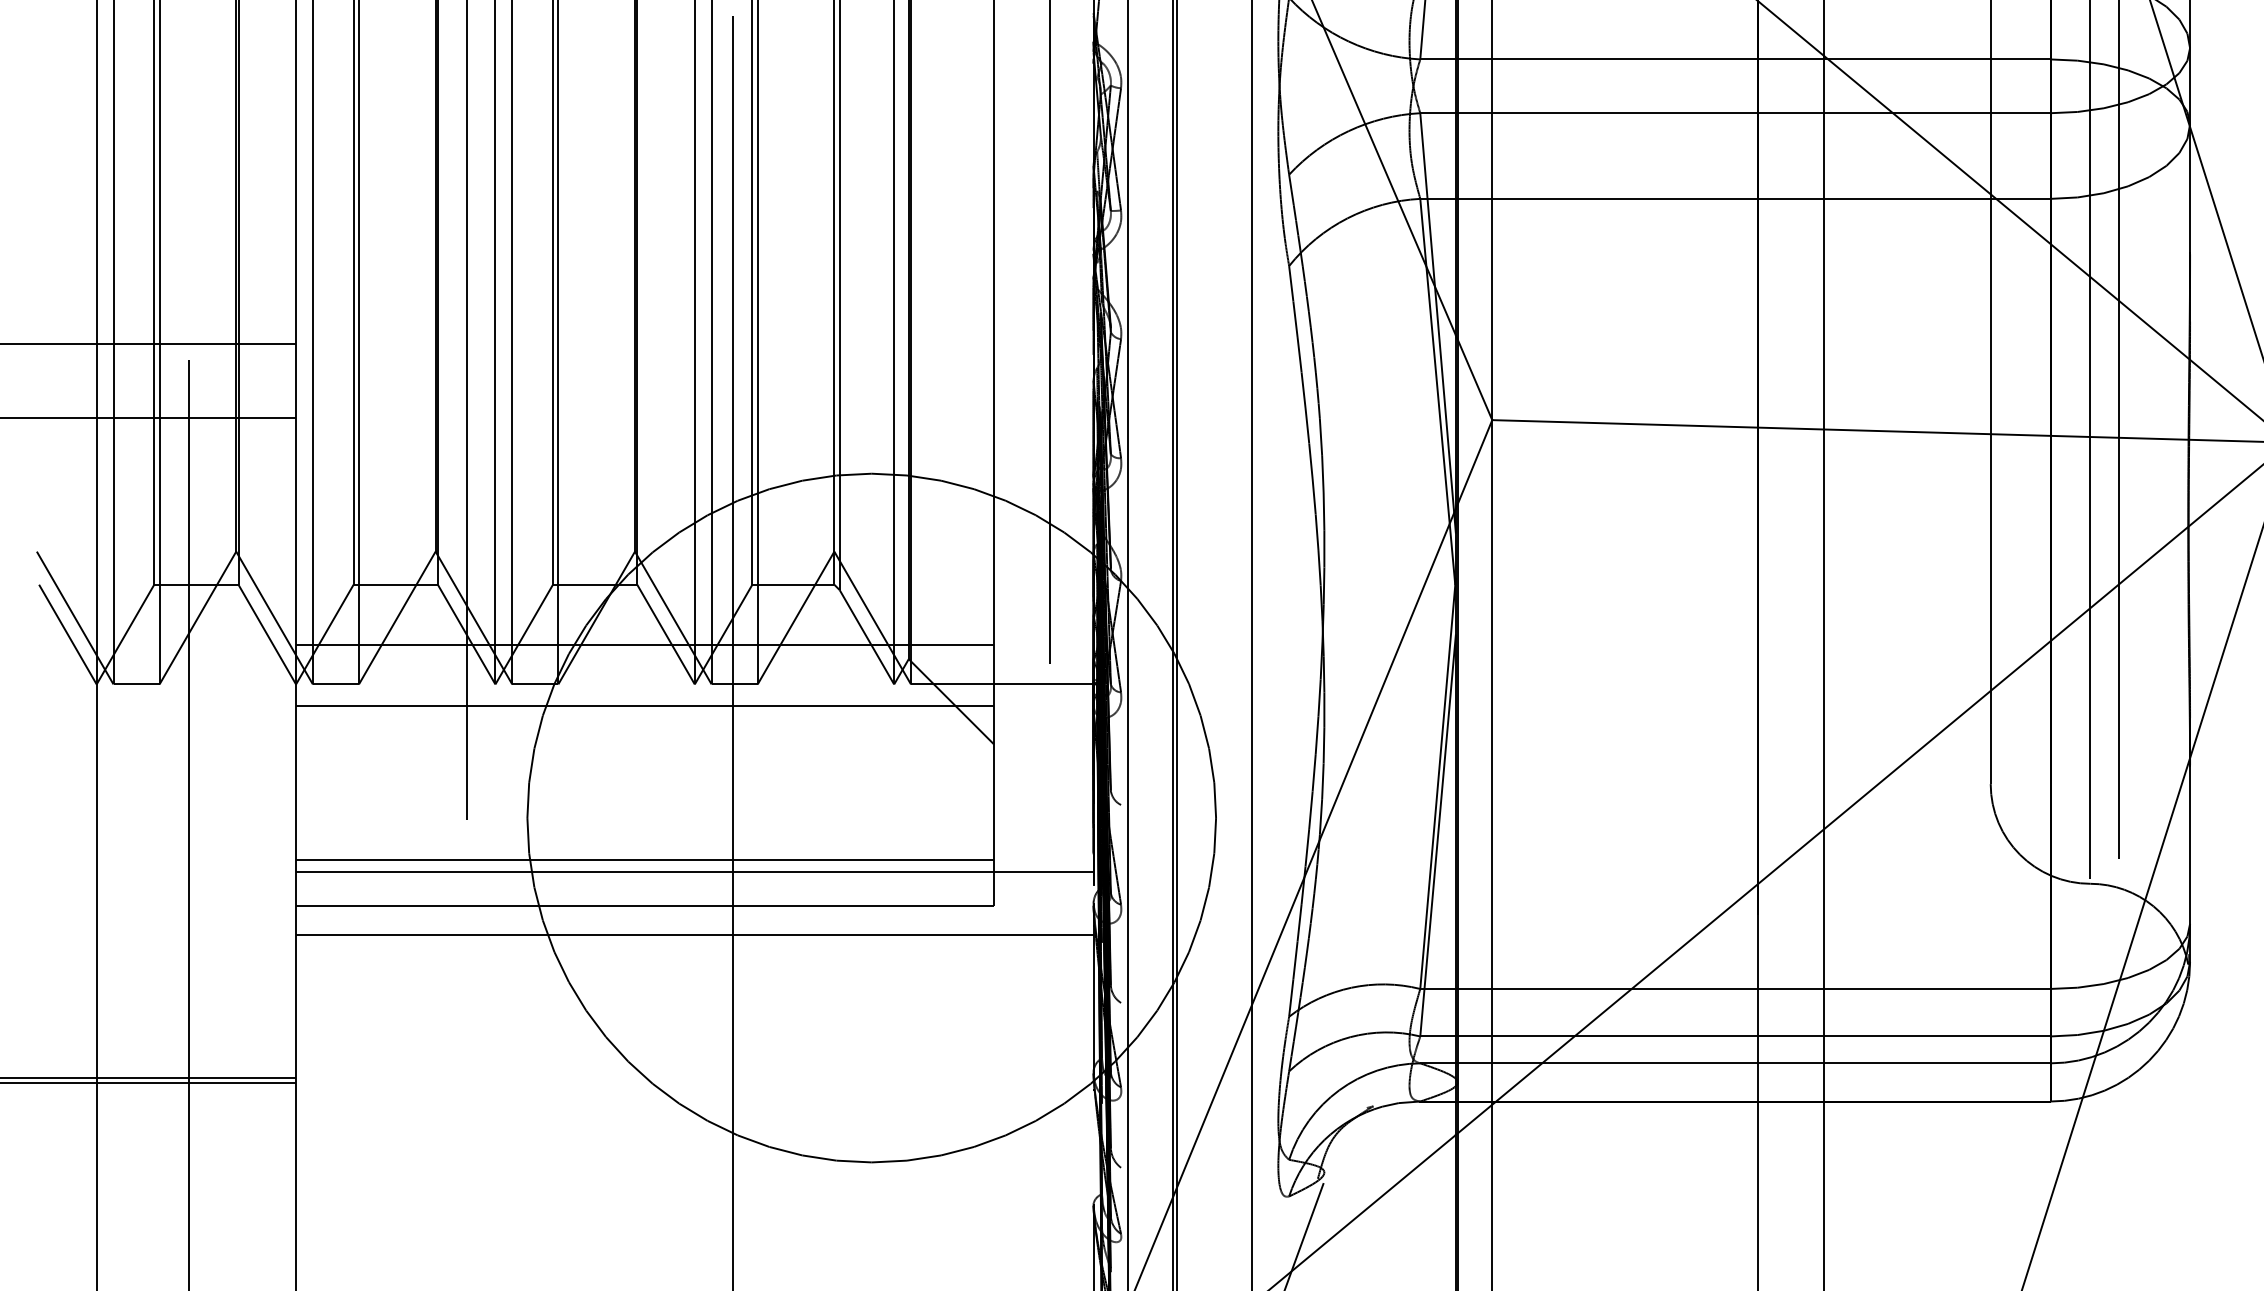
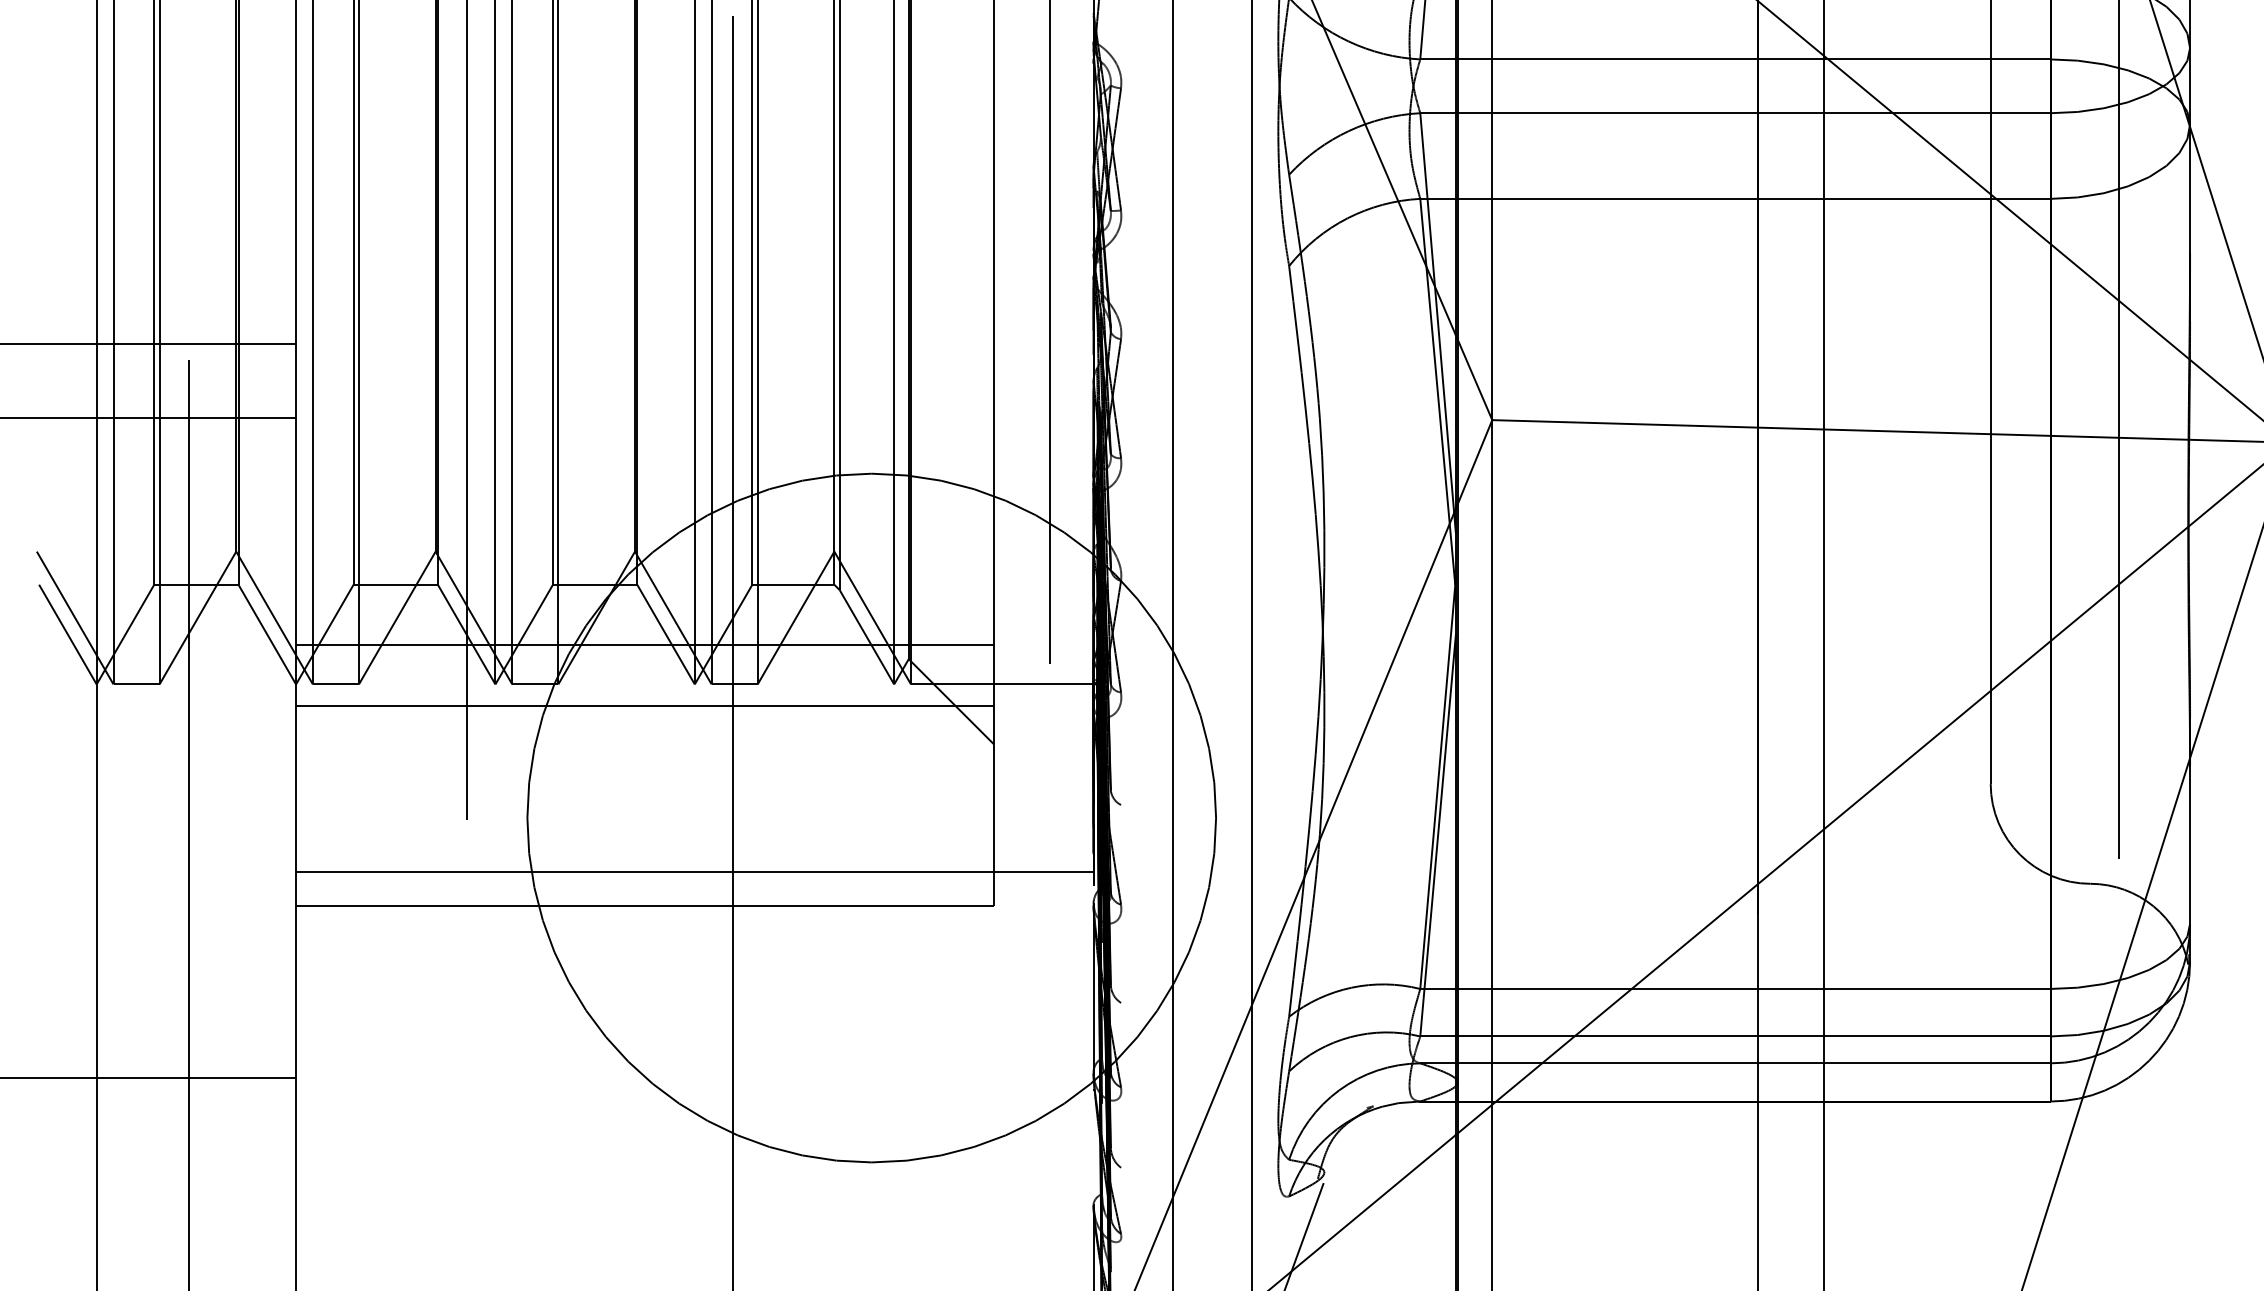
line: present -> none (2090, 440)
line: present -> none (1127, 644)
line: present -> none (1177, 644)
line: present -> none (644, 860)
line: present -> none (694, 934)
line: present -> none (149, 1083)
